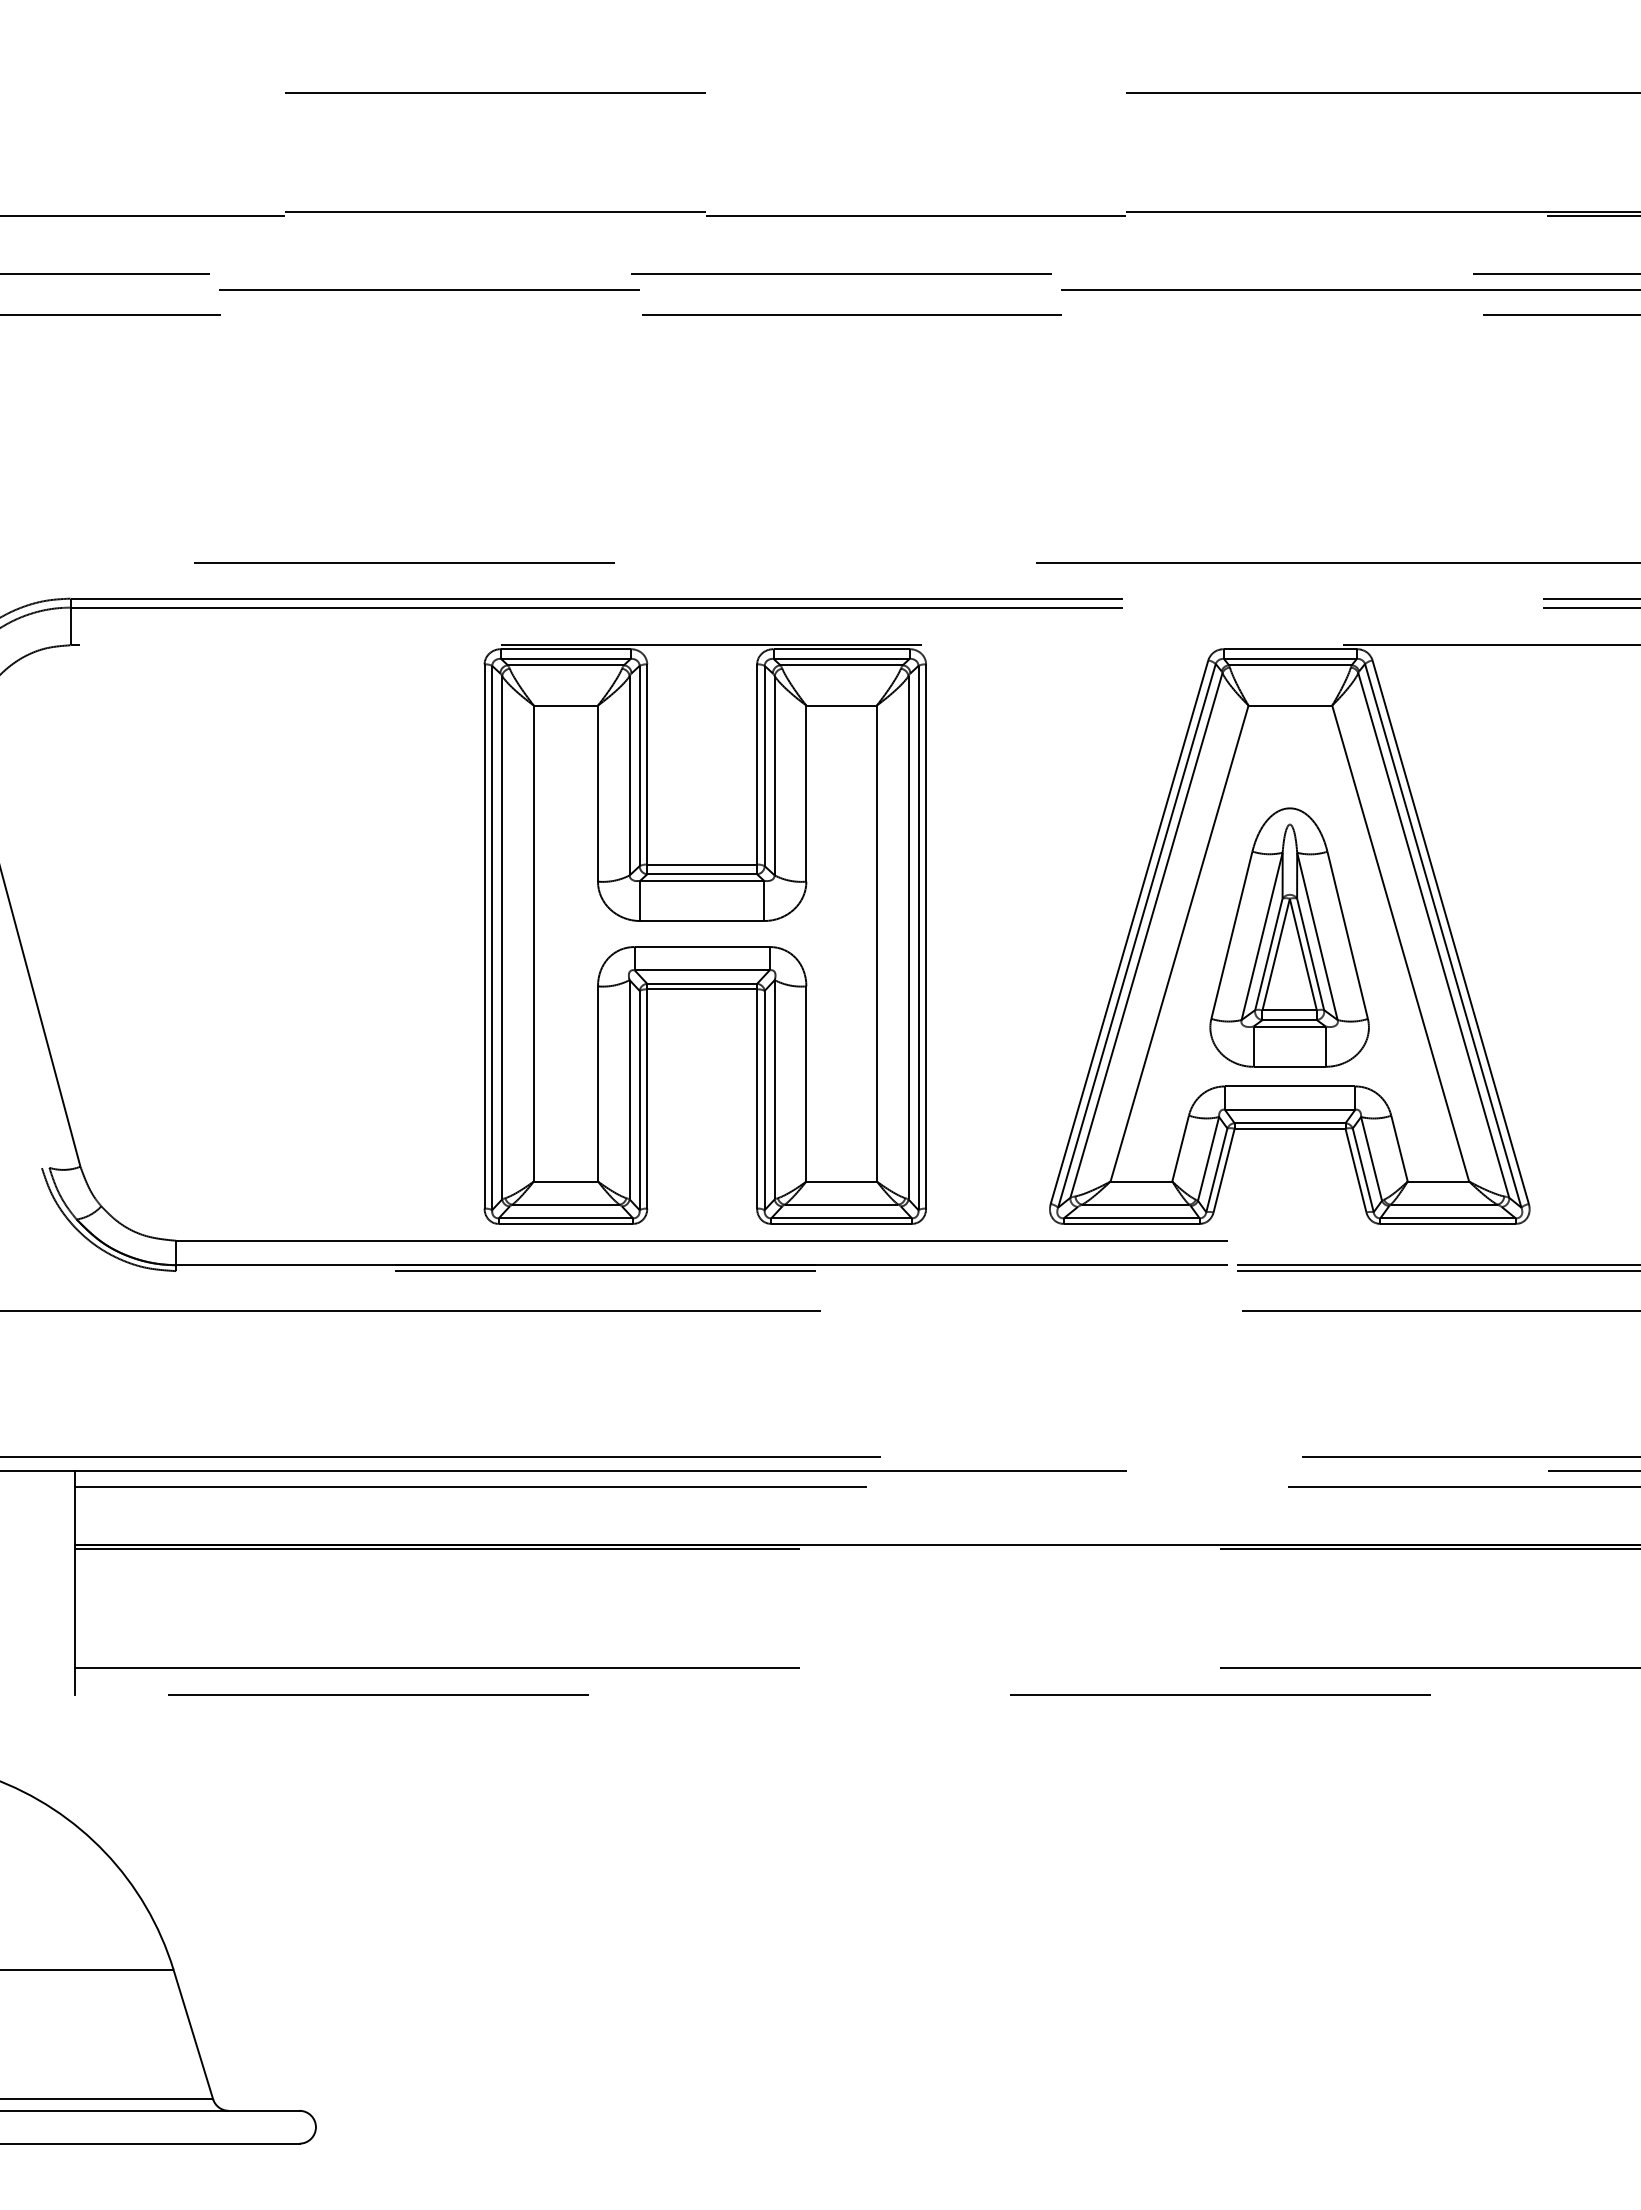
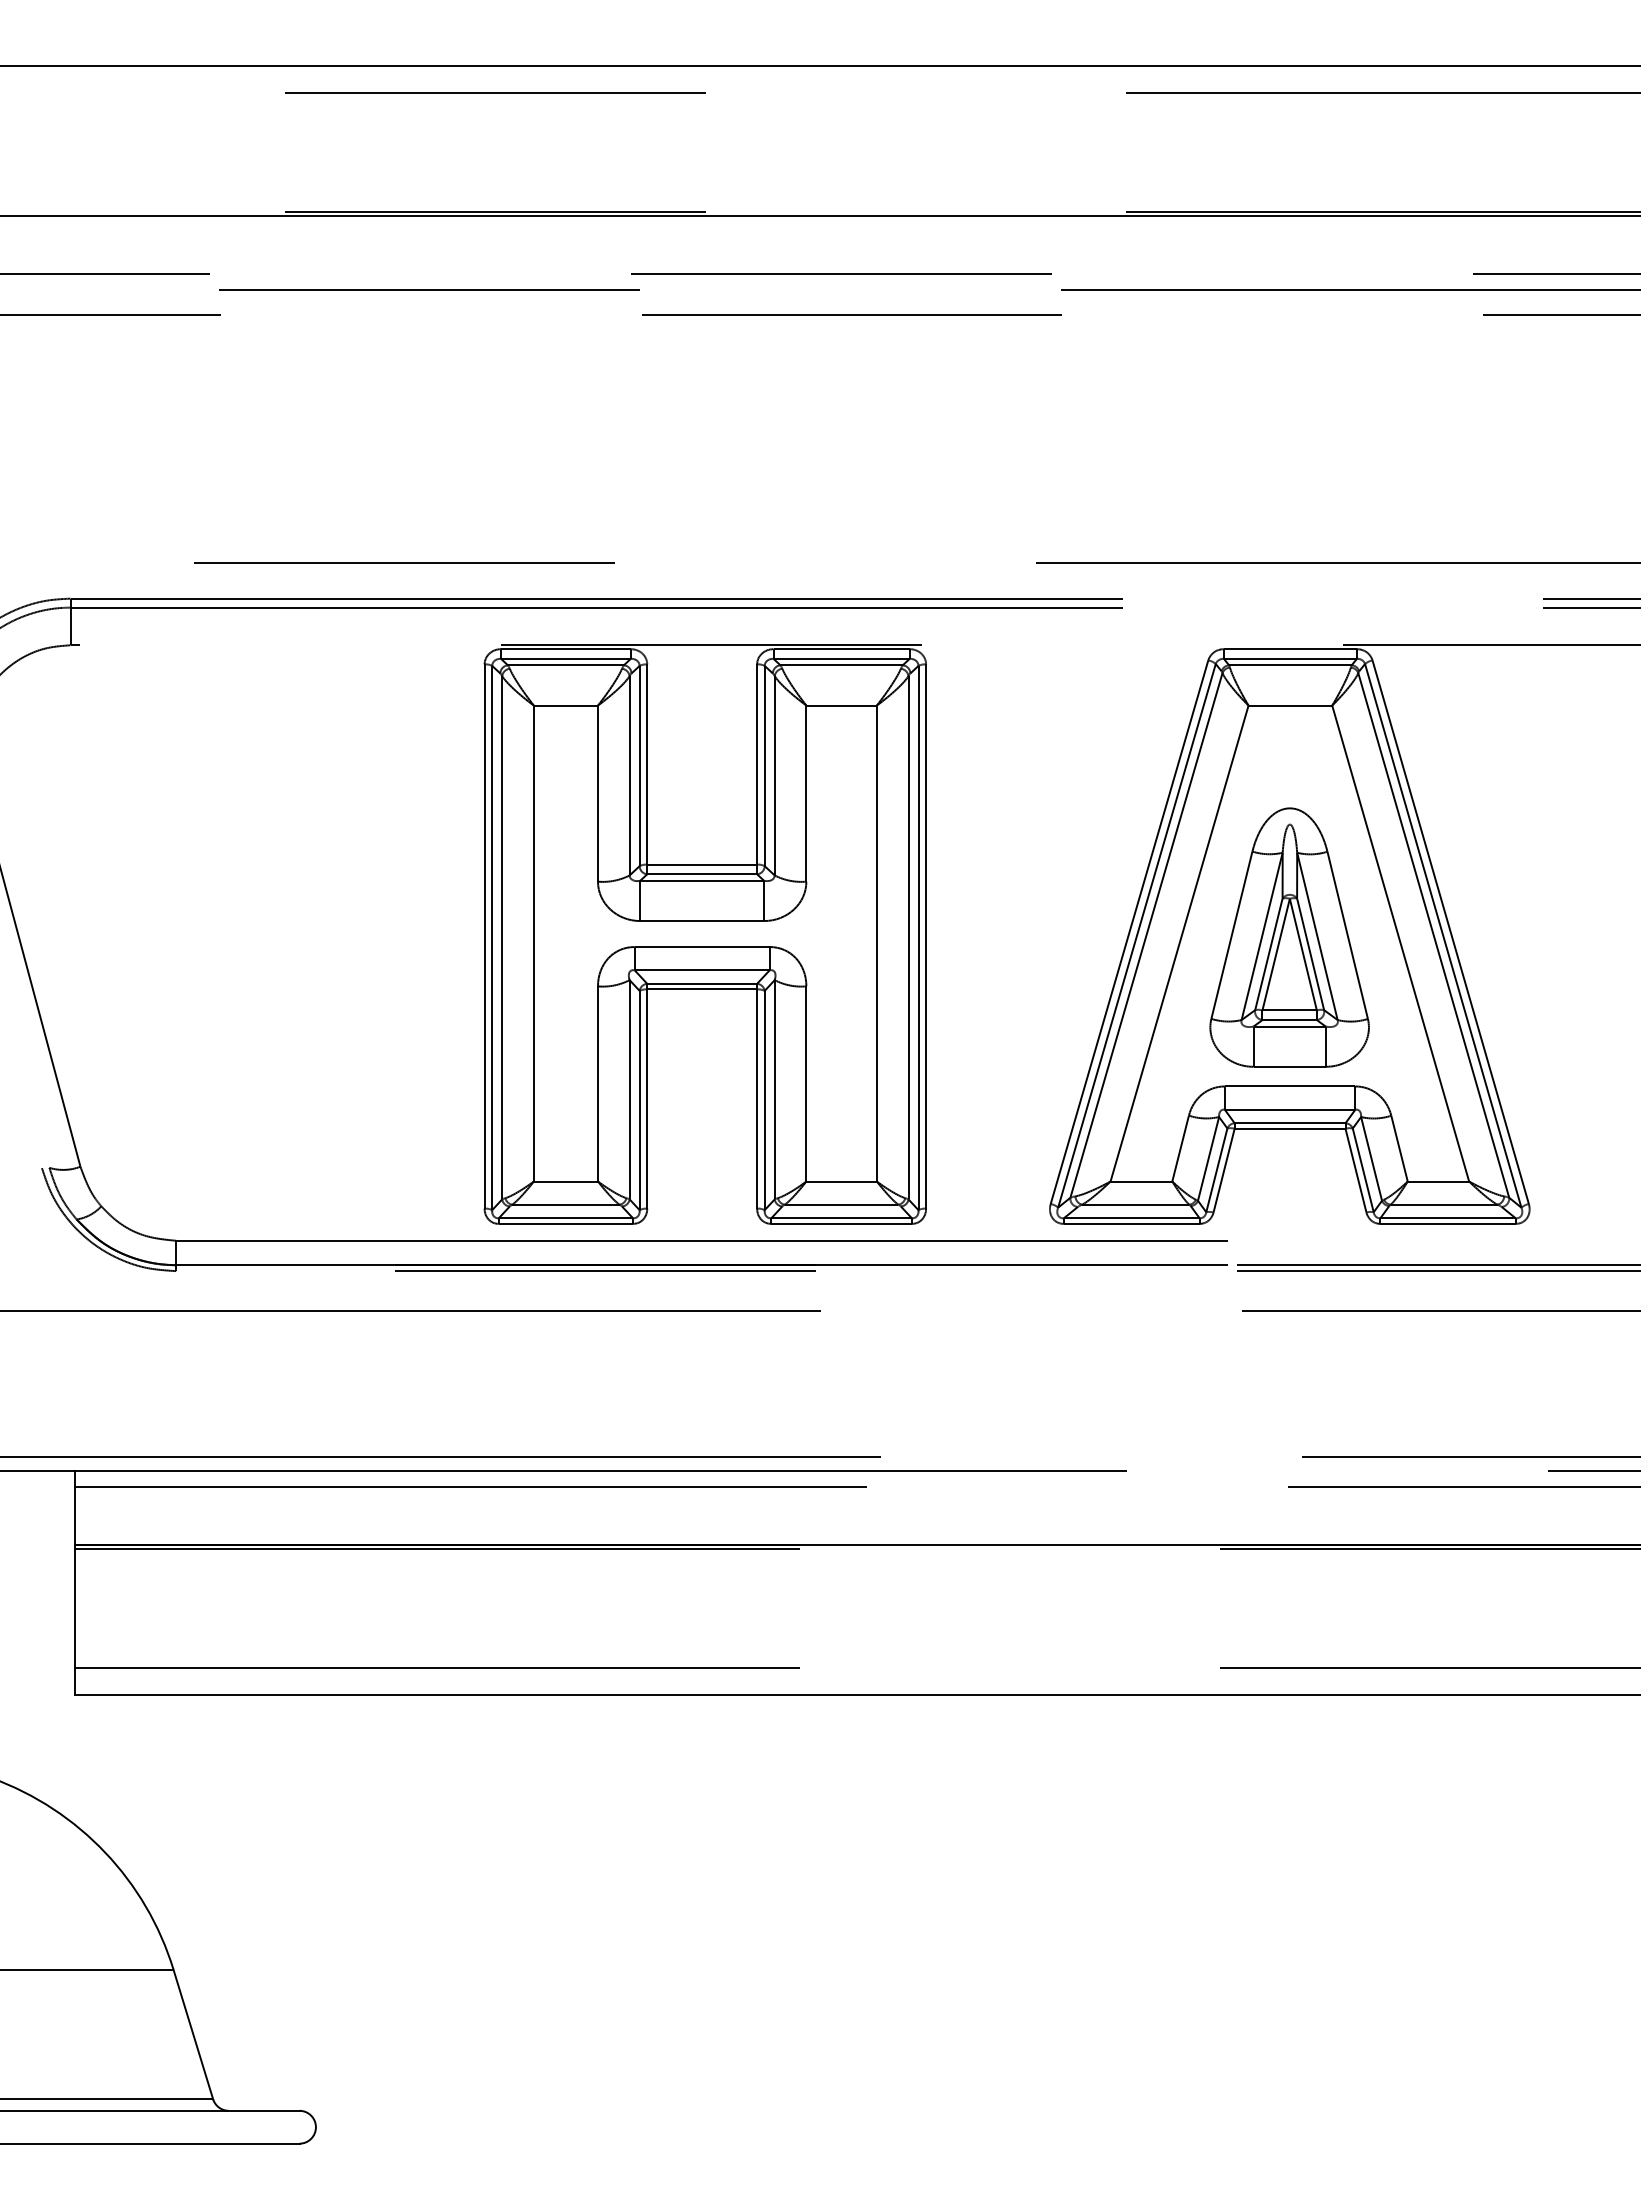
line: none -> present (819, 66)
line: dashed -> solid (820, 216)
line: dashed -> solid (857, 1694)
